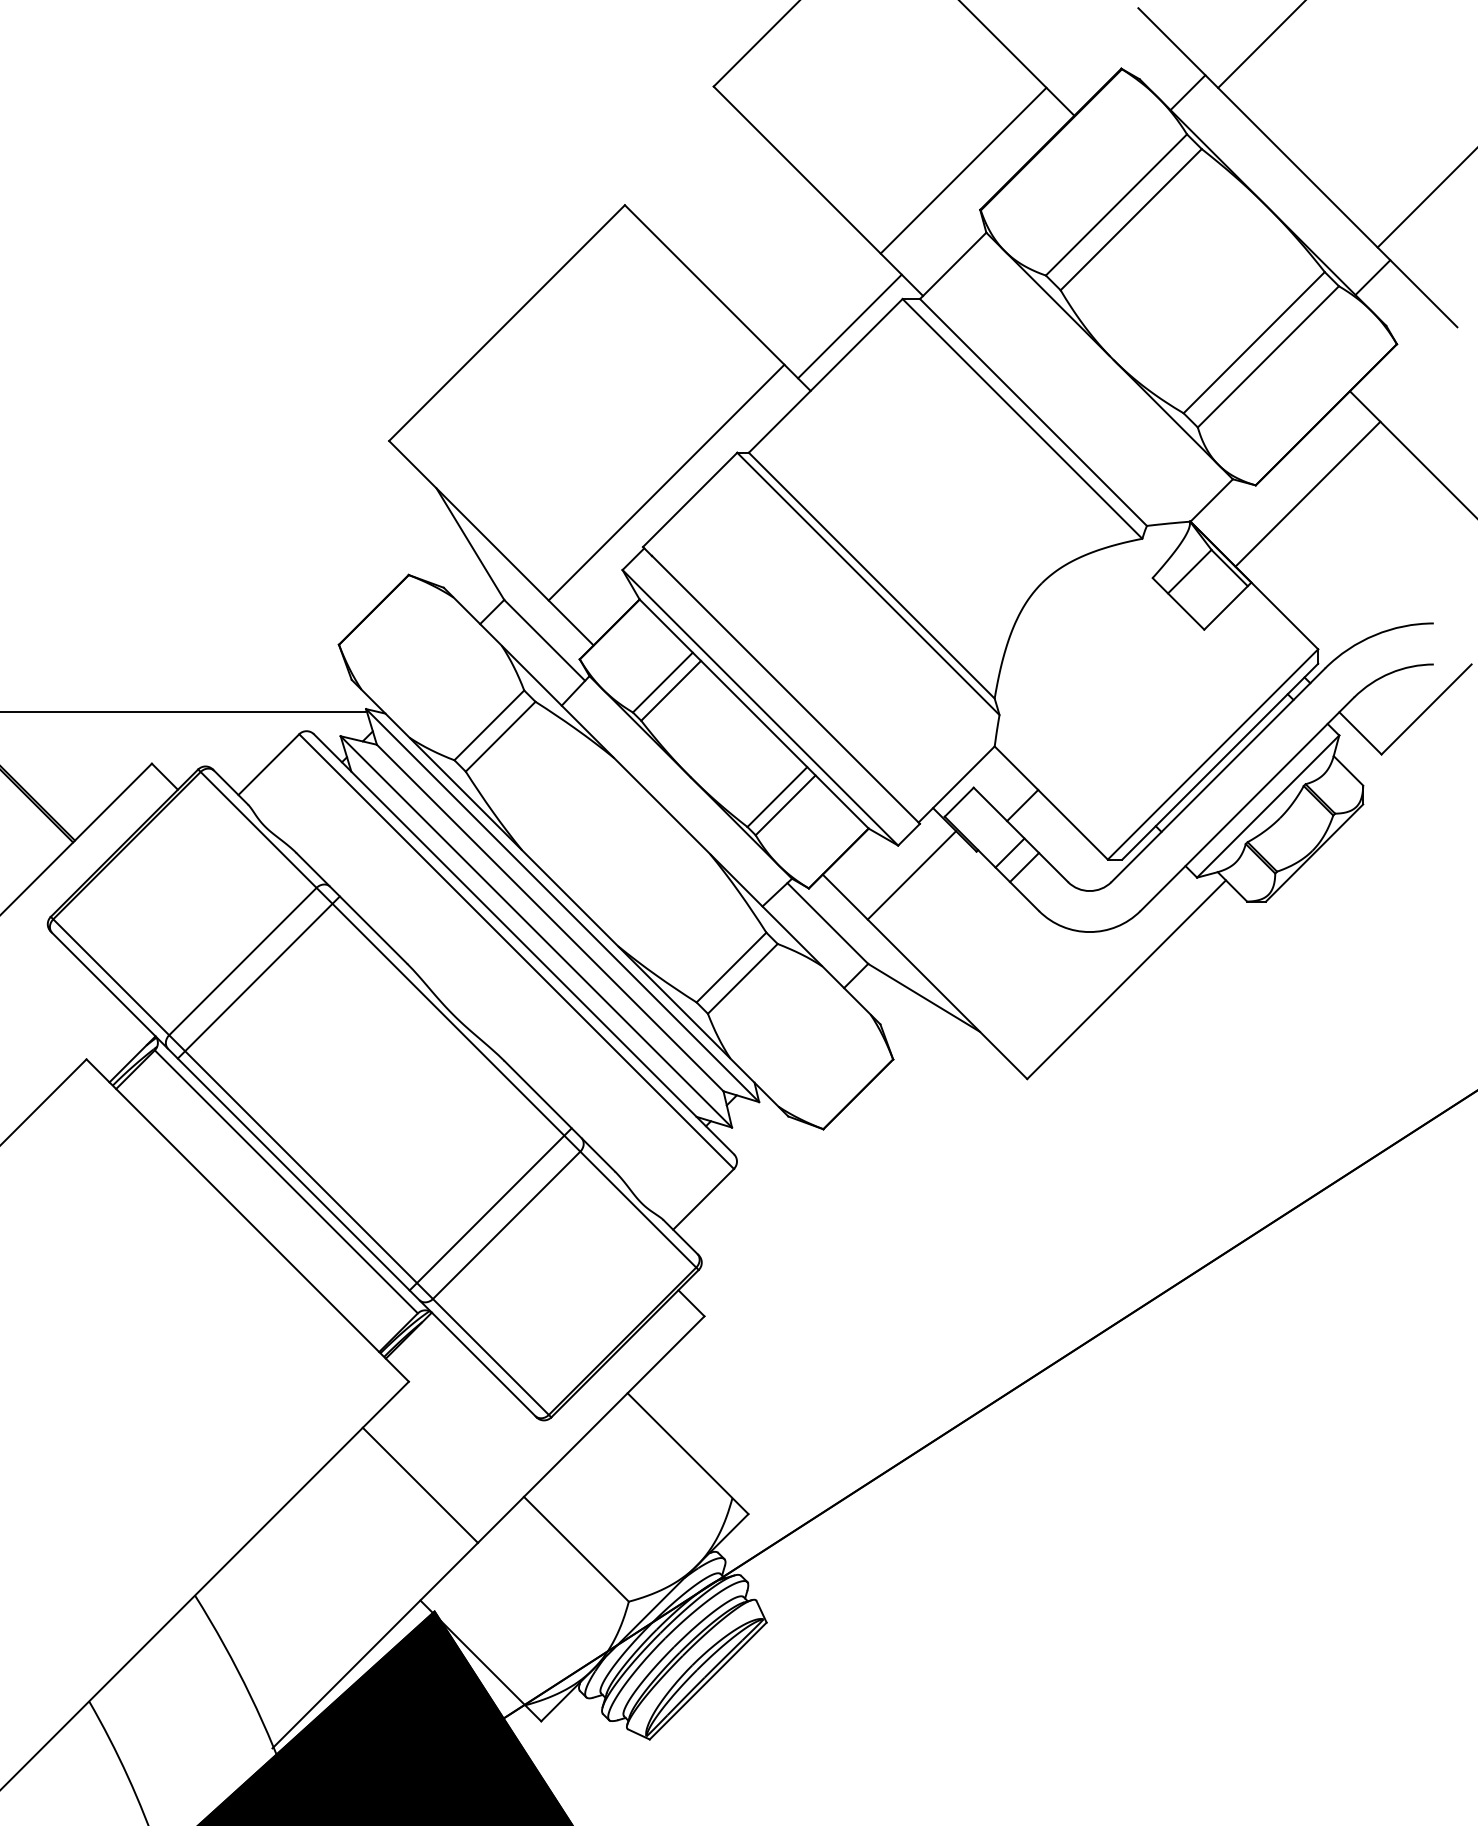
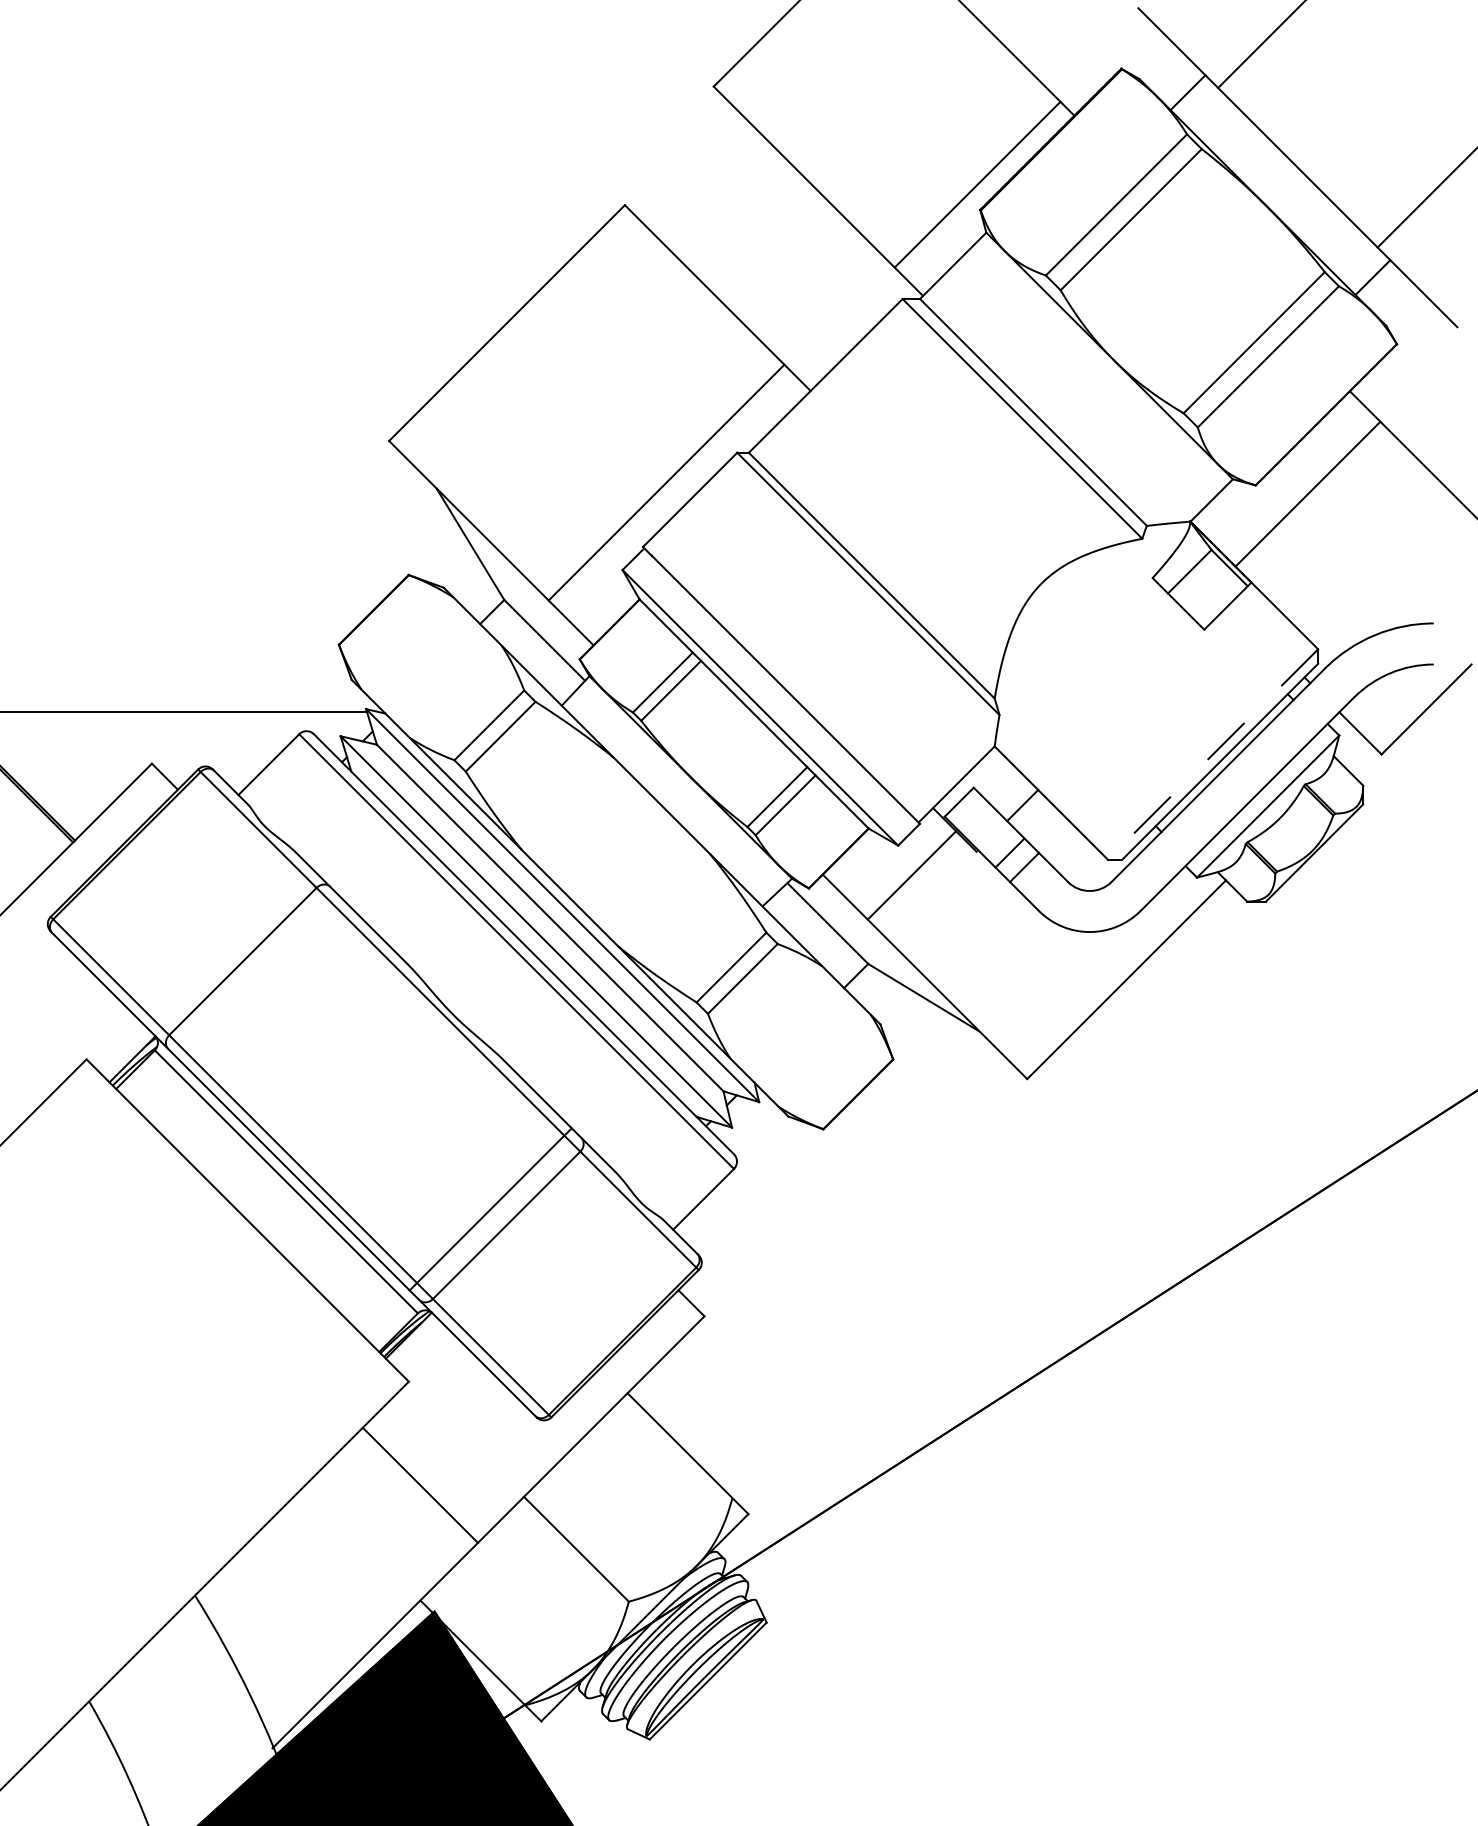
line position: (963, 170) -> (977, 184) (977, 184)
line: present -> none (849, 326)
line: solid -> dashed (1213, 754)
line: present -> none (258, 977)
